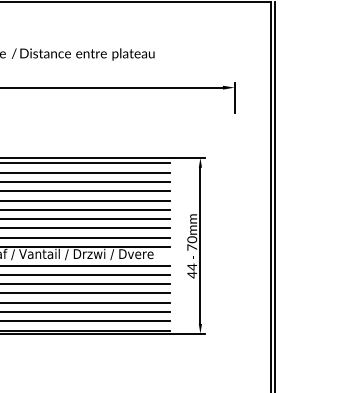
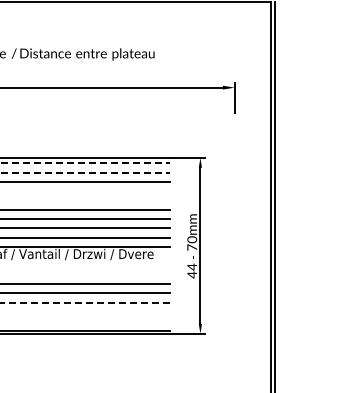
line: solid -> dashed (84, 163)
line: solid -> dashed (84, 172)
line: present -> none (85, 191)
line: present -> none (85, 200)
line: present -> none (85, 265)
line: present -> none (85, 274)
line: solid -> dashed (84, 302)
line: present -> none (85, 312)
line: present -> none (85, 321)
